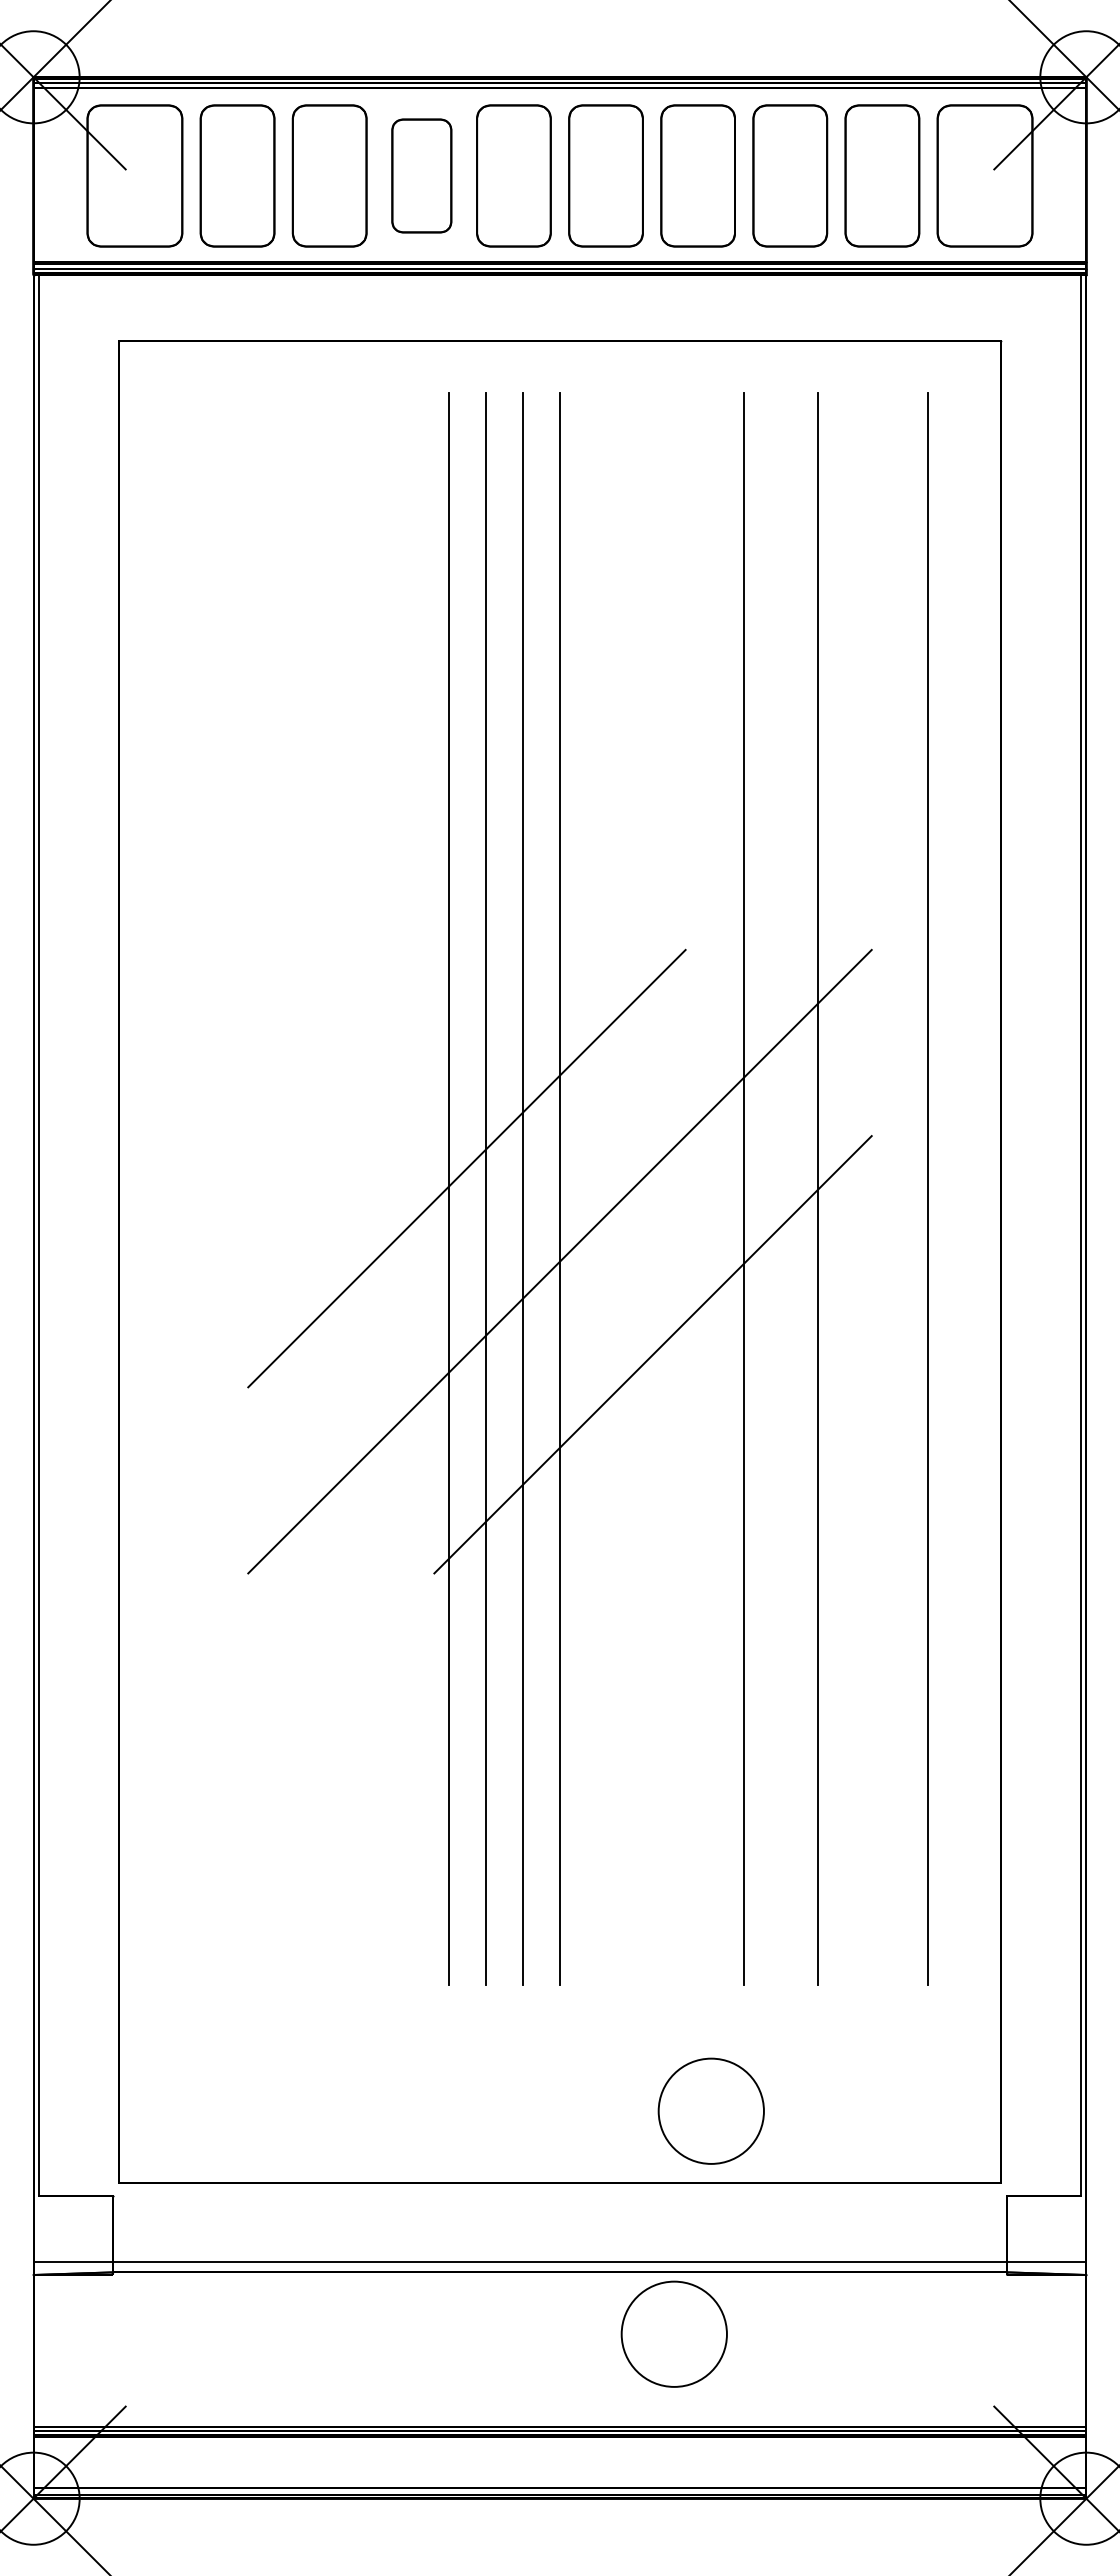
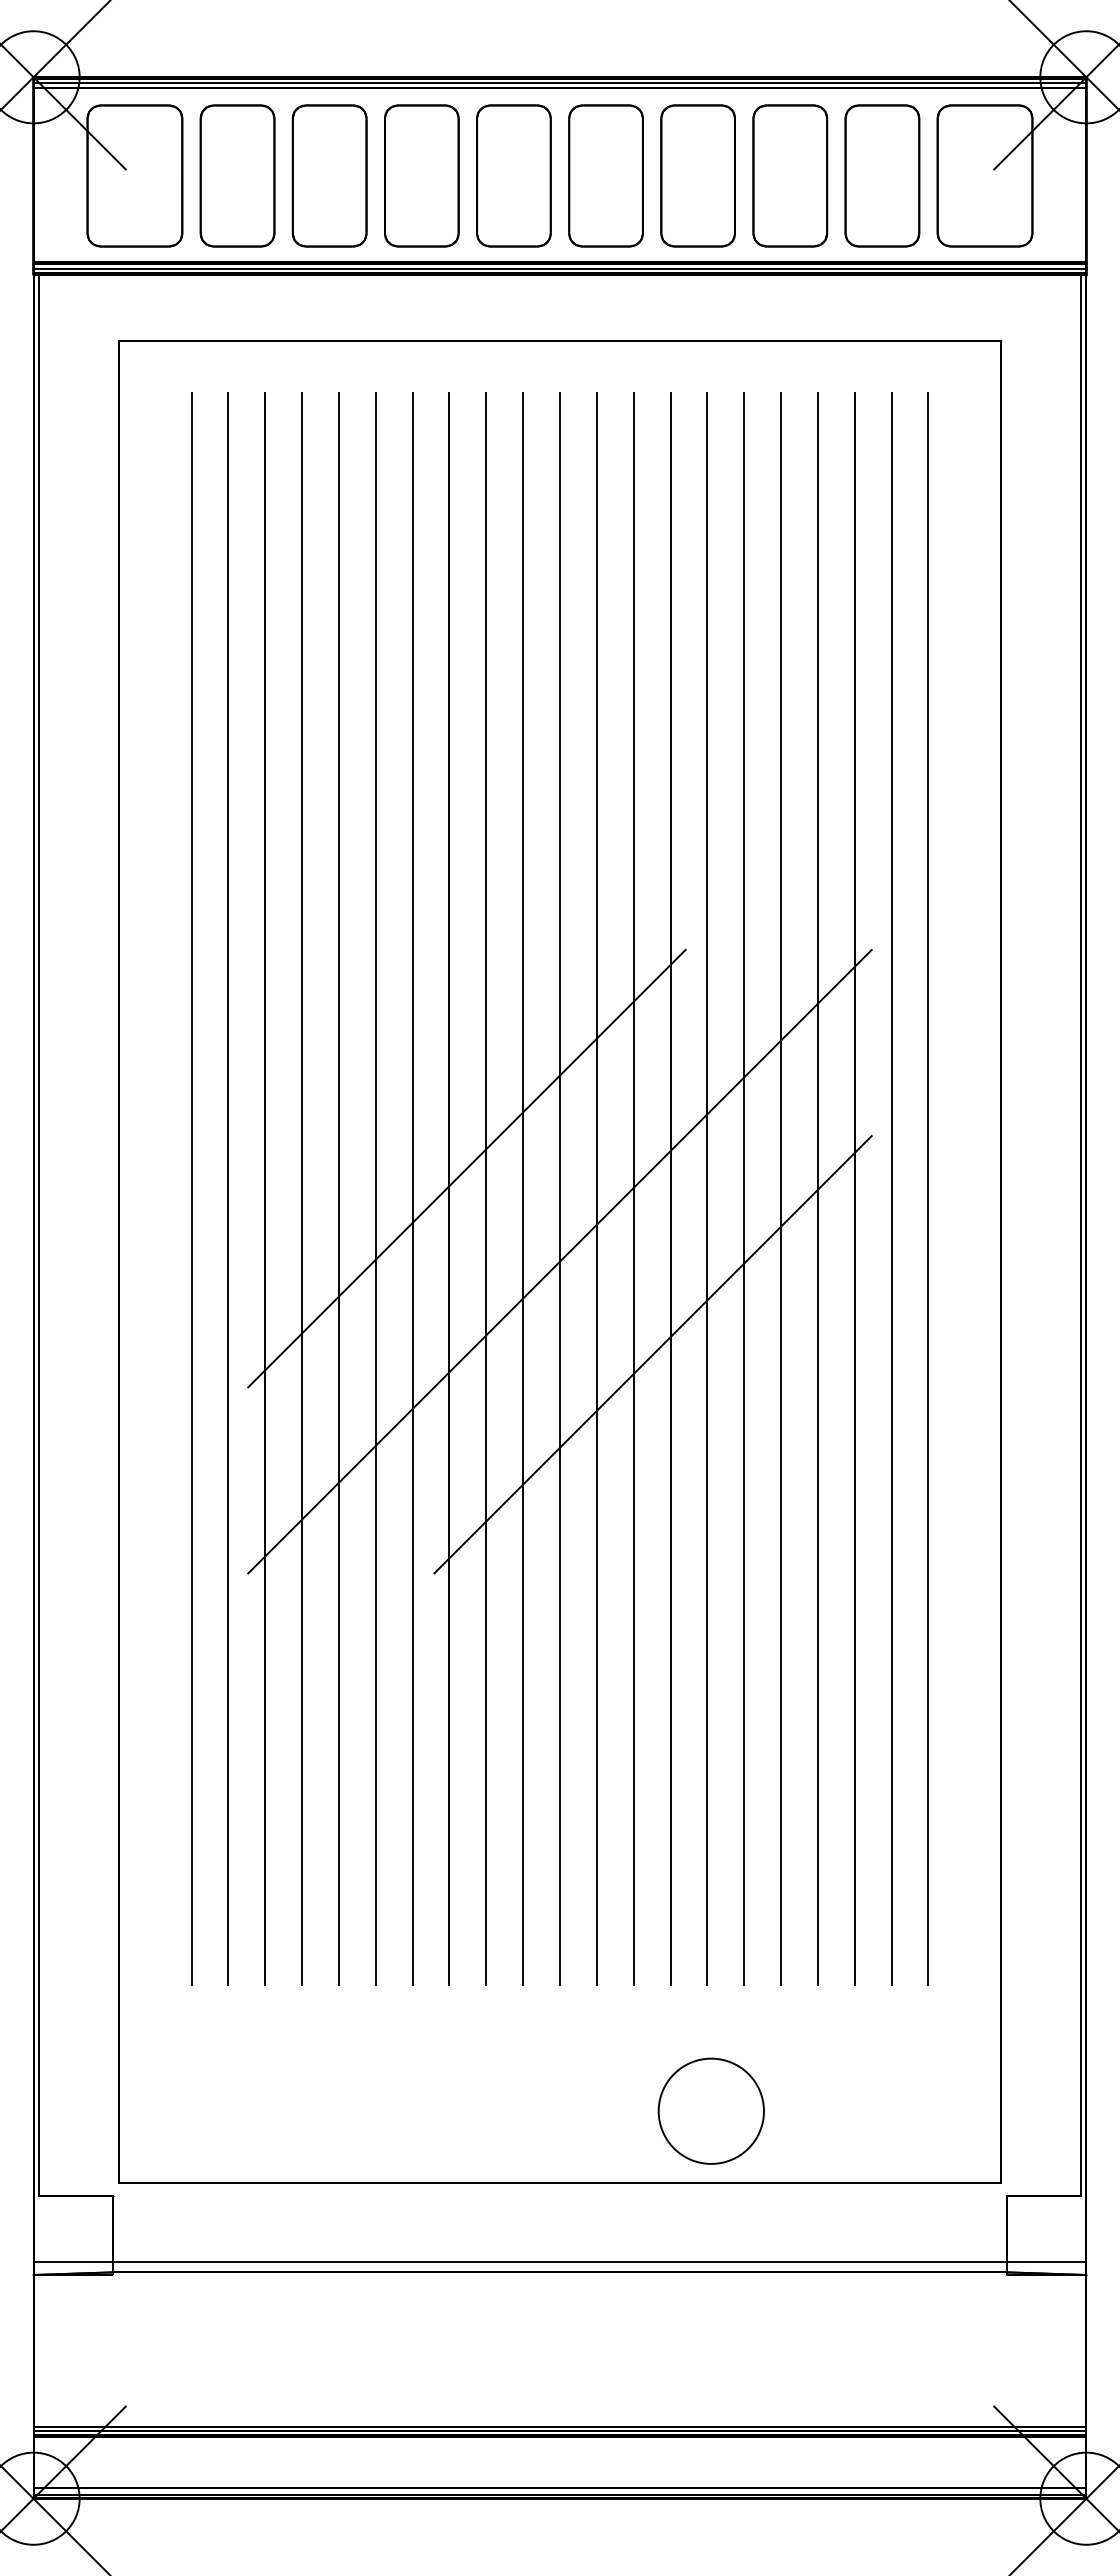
part size: 62x116 px -> 76x144 px (421, 175)
line: none -> present (191, 1189)
line: none -> present (228, 1189)
line: none -> present (265, 1189)
line: none -> present (302, 1189)
line: none -> present (338, 1189)
line: none -> present (375, 1189)
line: none -> present (412, 1189)
line: none -> present (596, 1189)
line: none -> present (633, 1189)
line: none -> present (670, 1189)
line: none -> present (707, 1189)
line: none -> present (781, 1189)
line: none -> present (854, 1189)
line: none -> present (891, 1189)
circle: present -> none (673, 2333)
